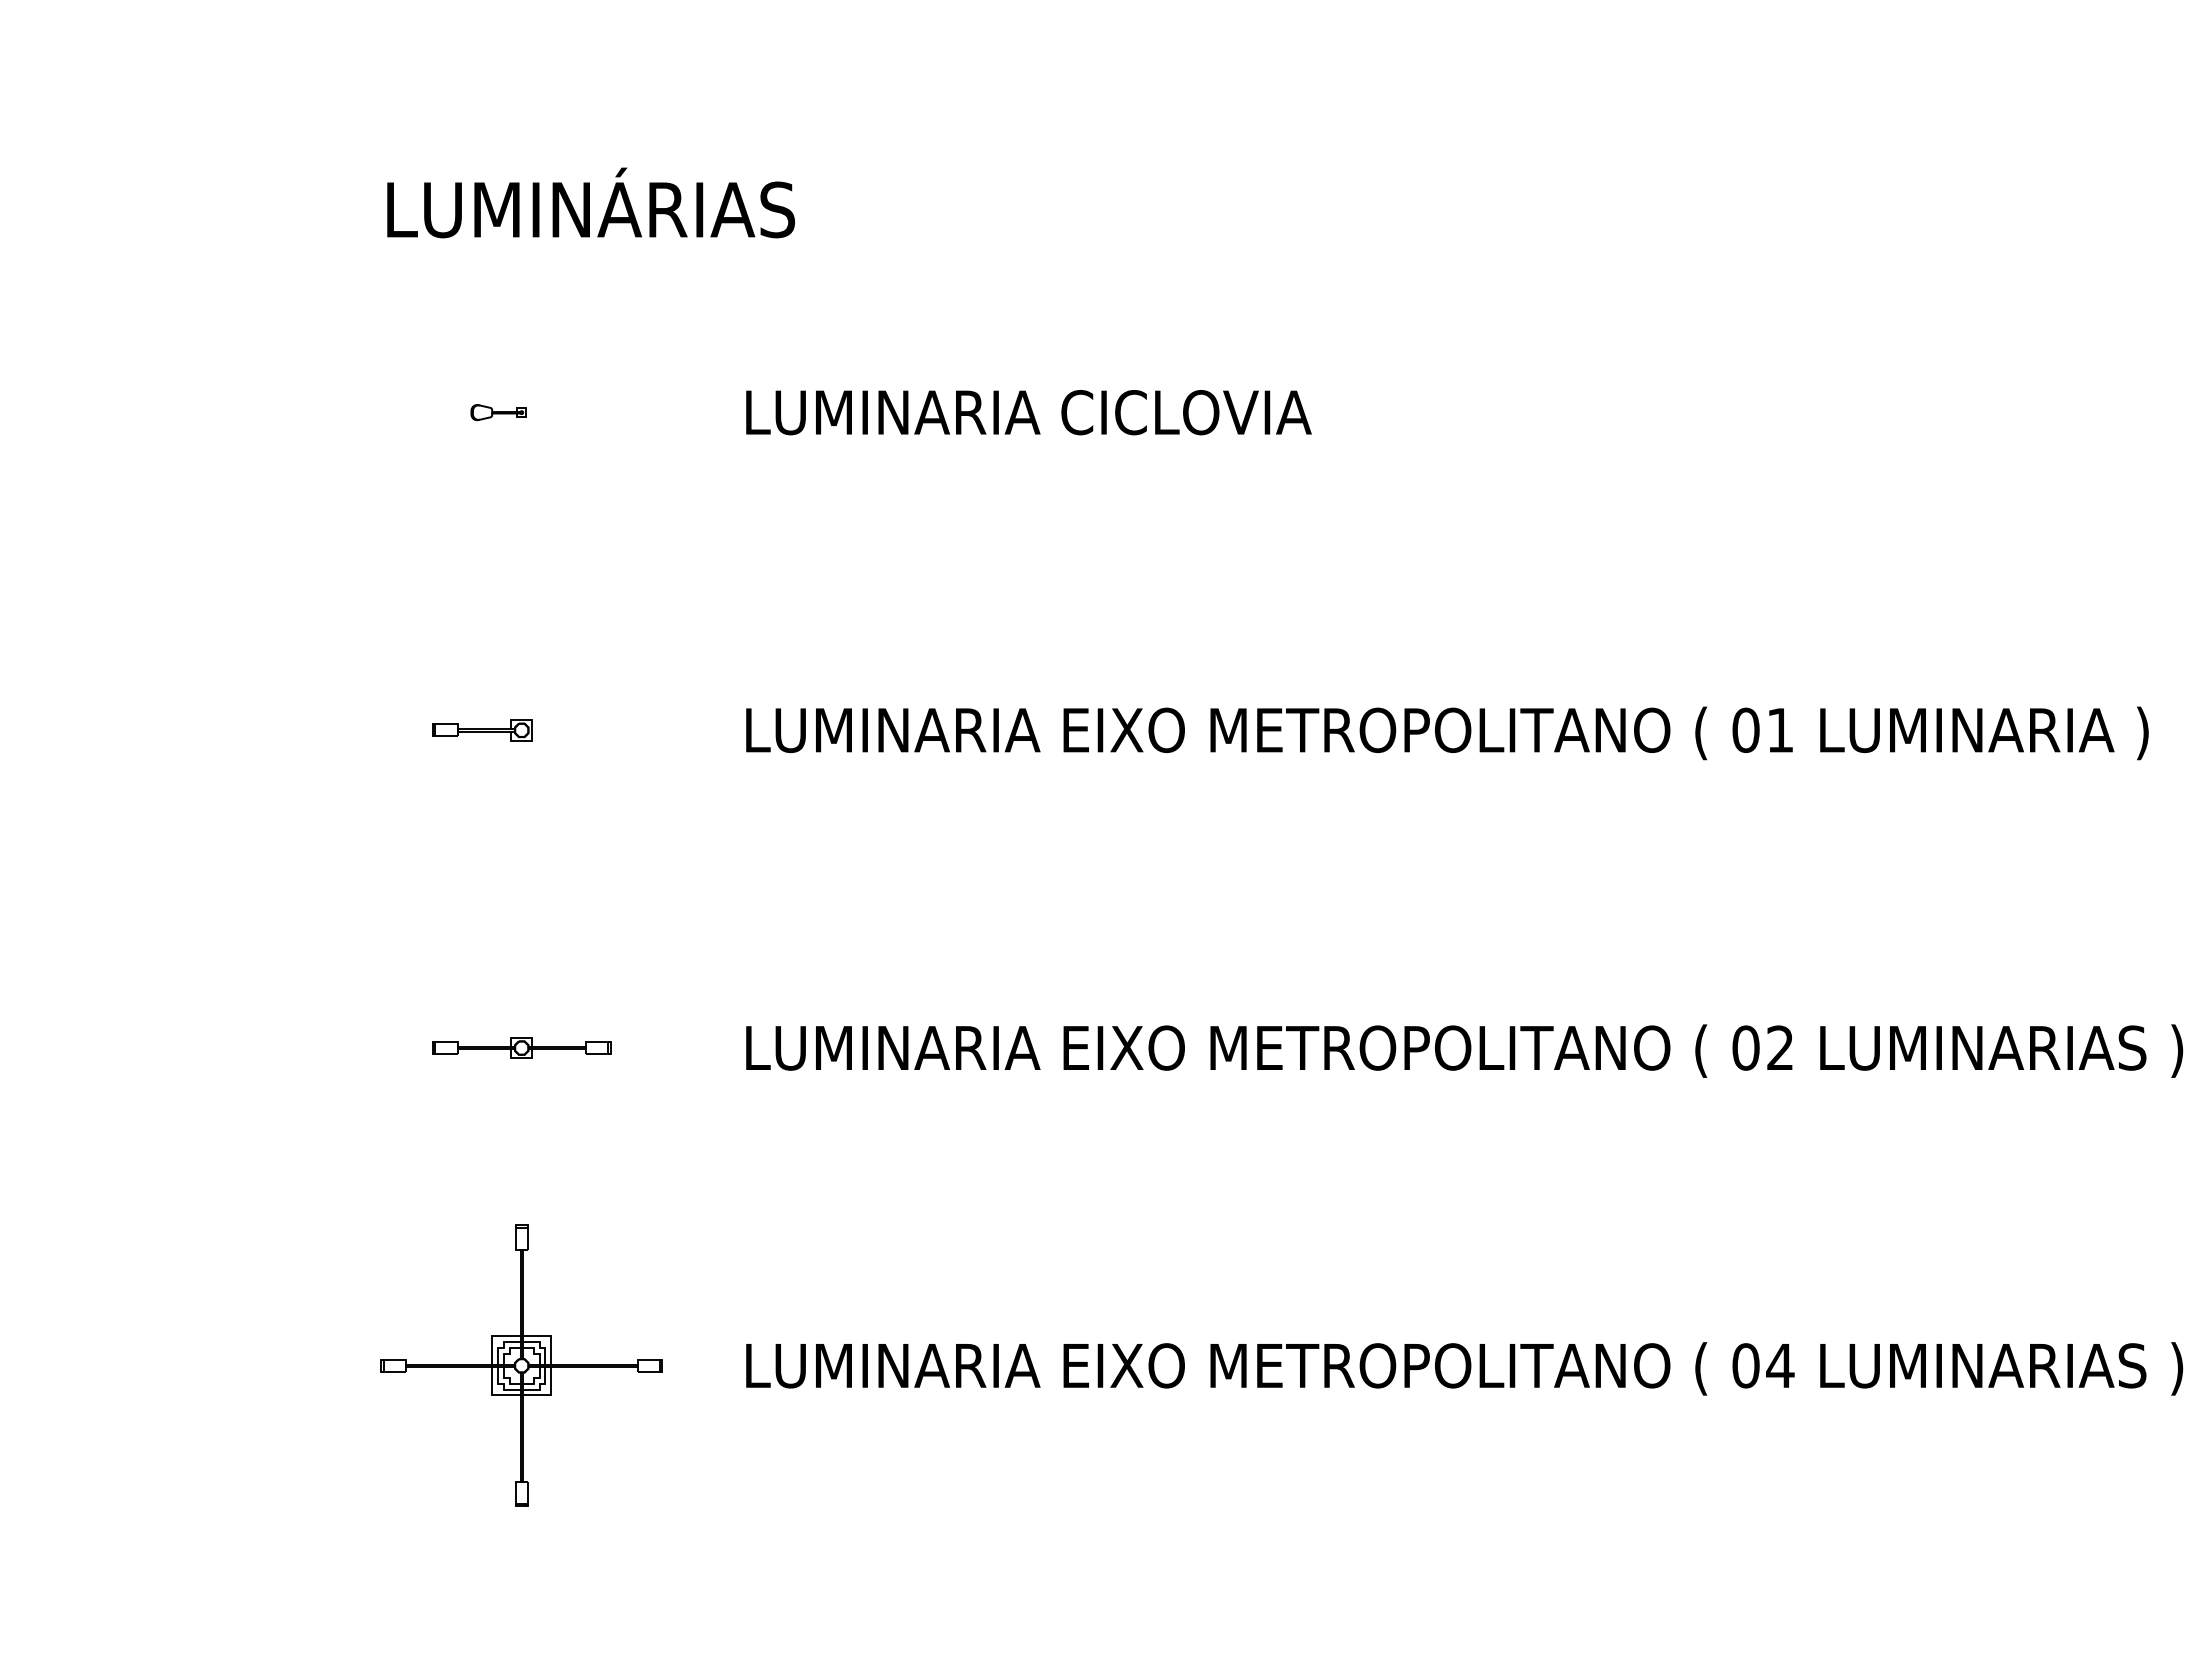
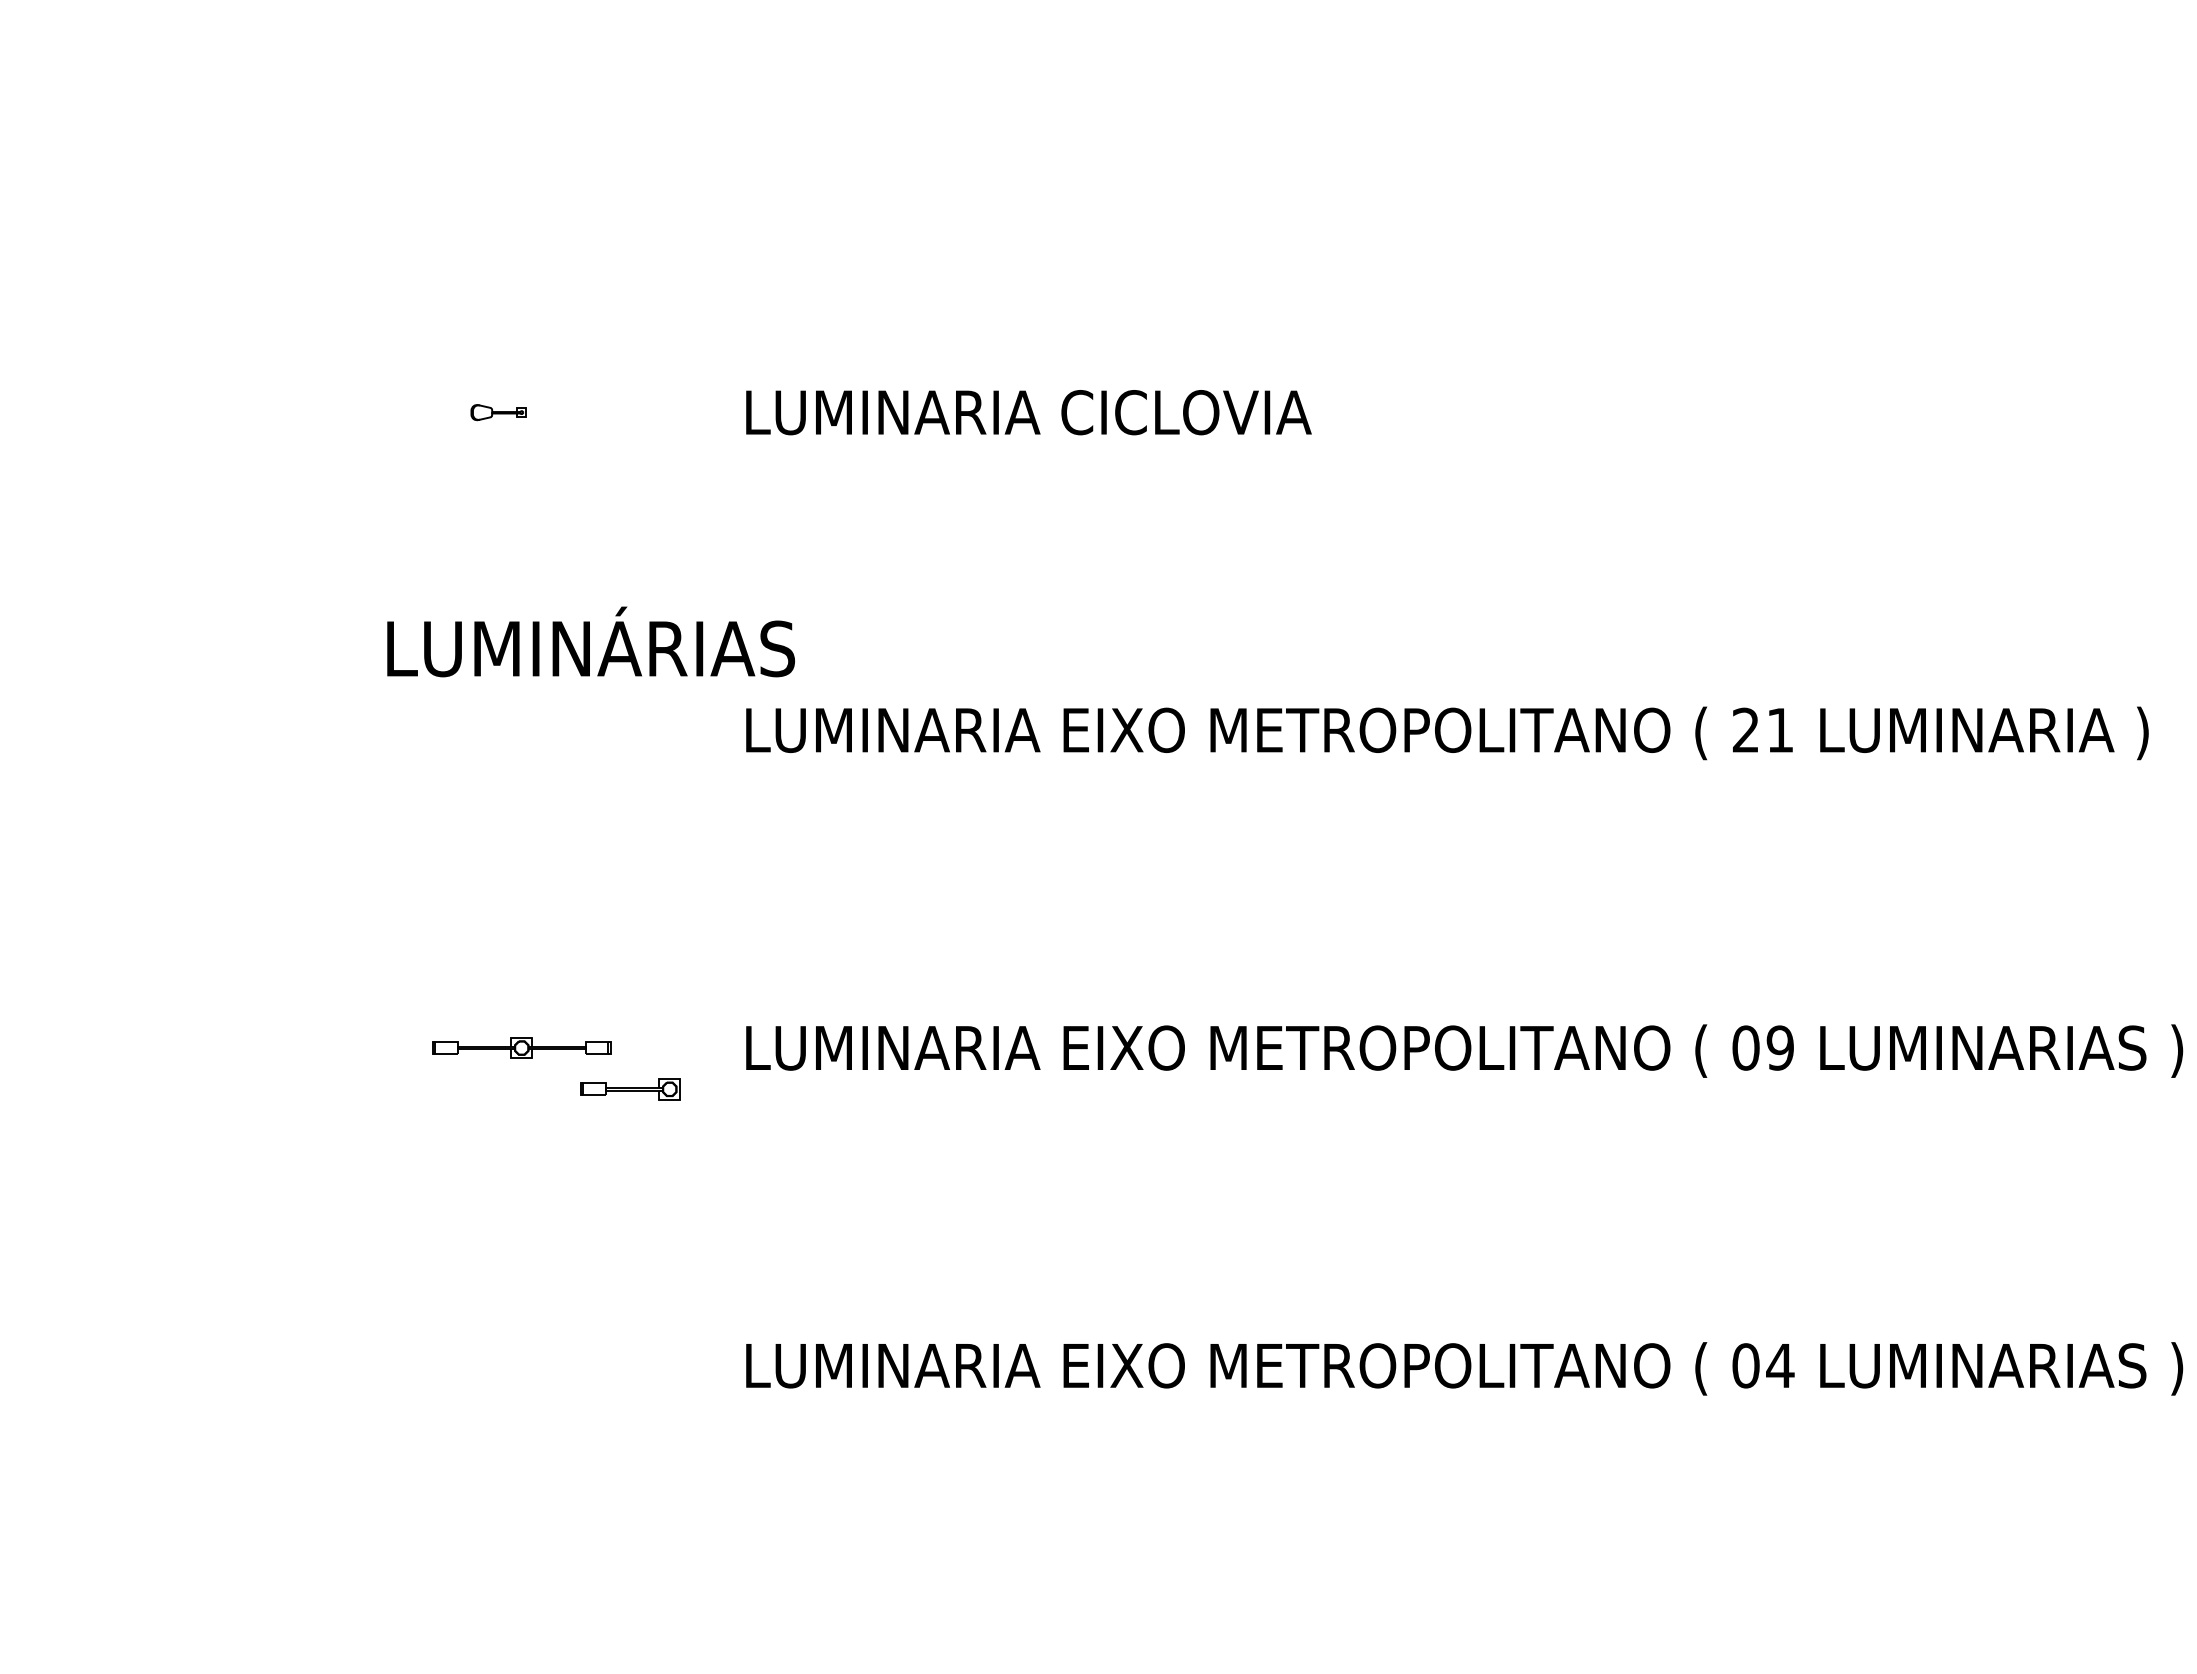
text position: (590, 202) -> (590, 641) (590, 641)
part position: (482, 730) -> (630, 1089) (630, 1089)
text: 01 -> 21 (1745, 730)
text: 02 -> 09 (1779, 1047)
part: present -> none (521, 1365)
